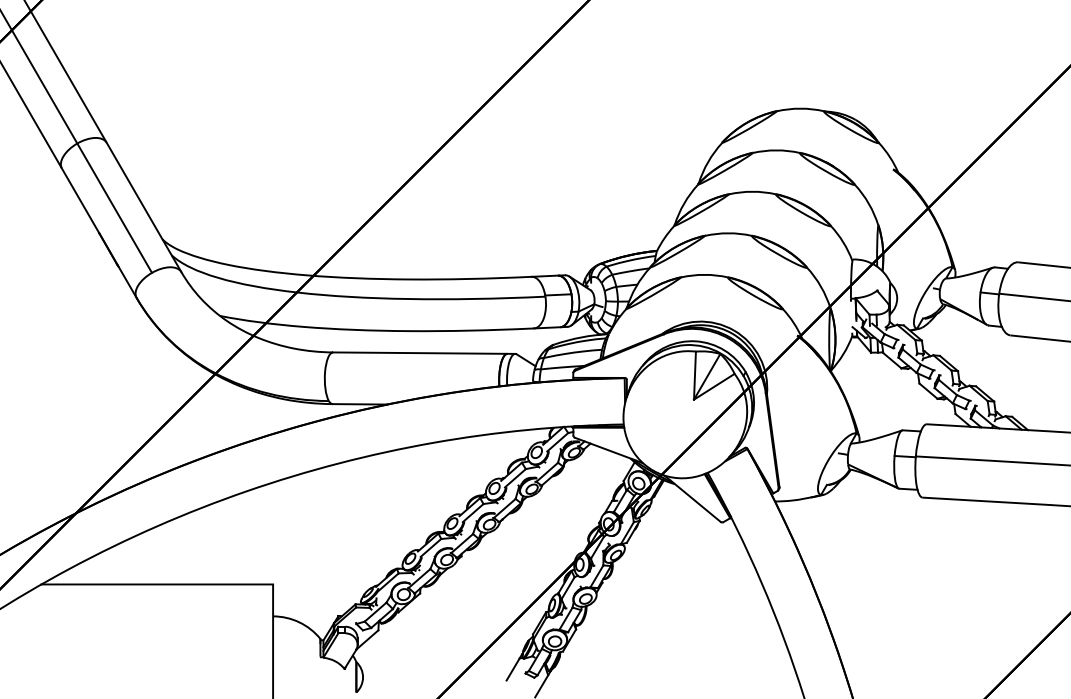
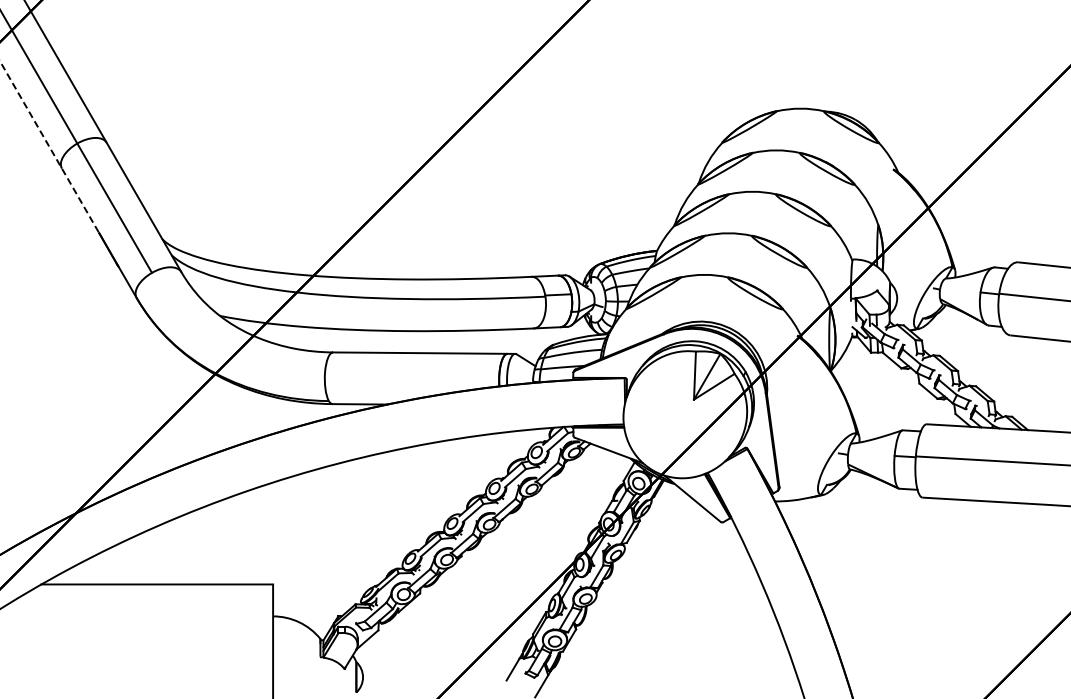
line: solid -> dashed (49, 147)
